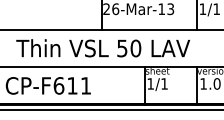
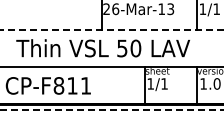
line: solid -> dashed (112, 29)
text: CP-F611 -> CP-F811 (58, 85)
line: solid -> dashed (111, 109)
